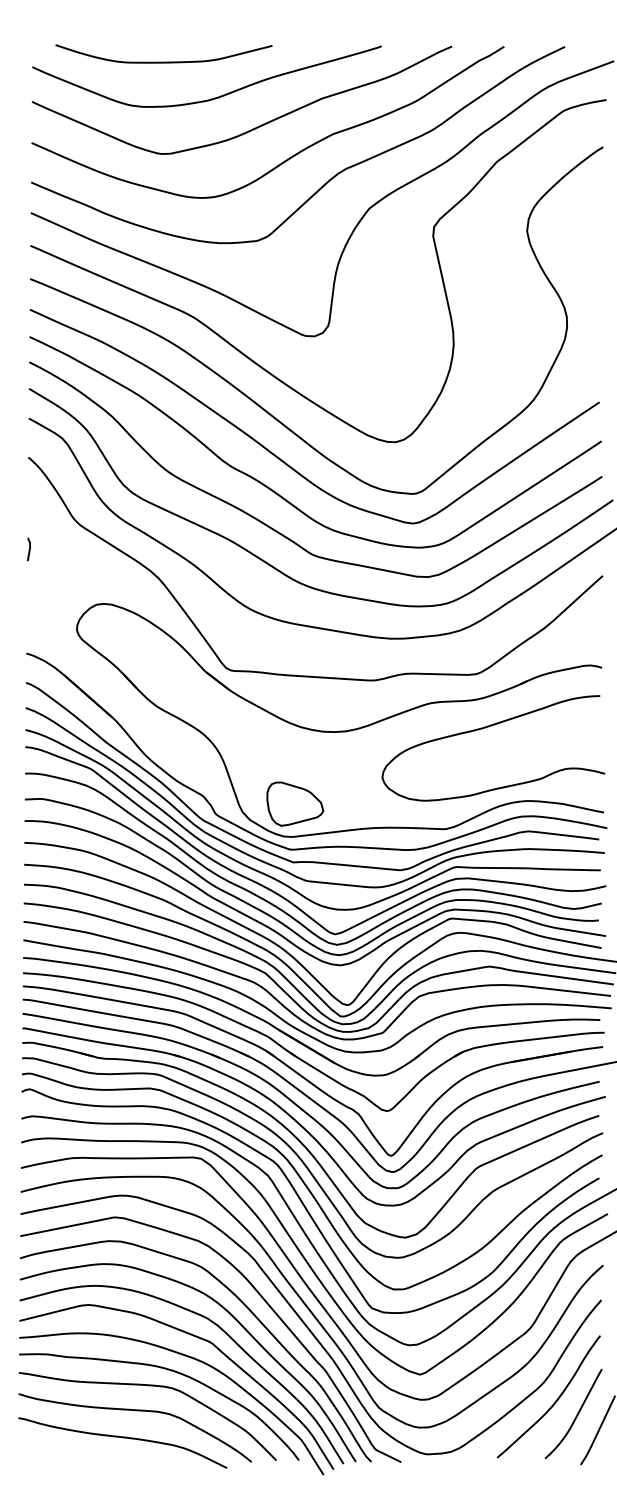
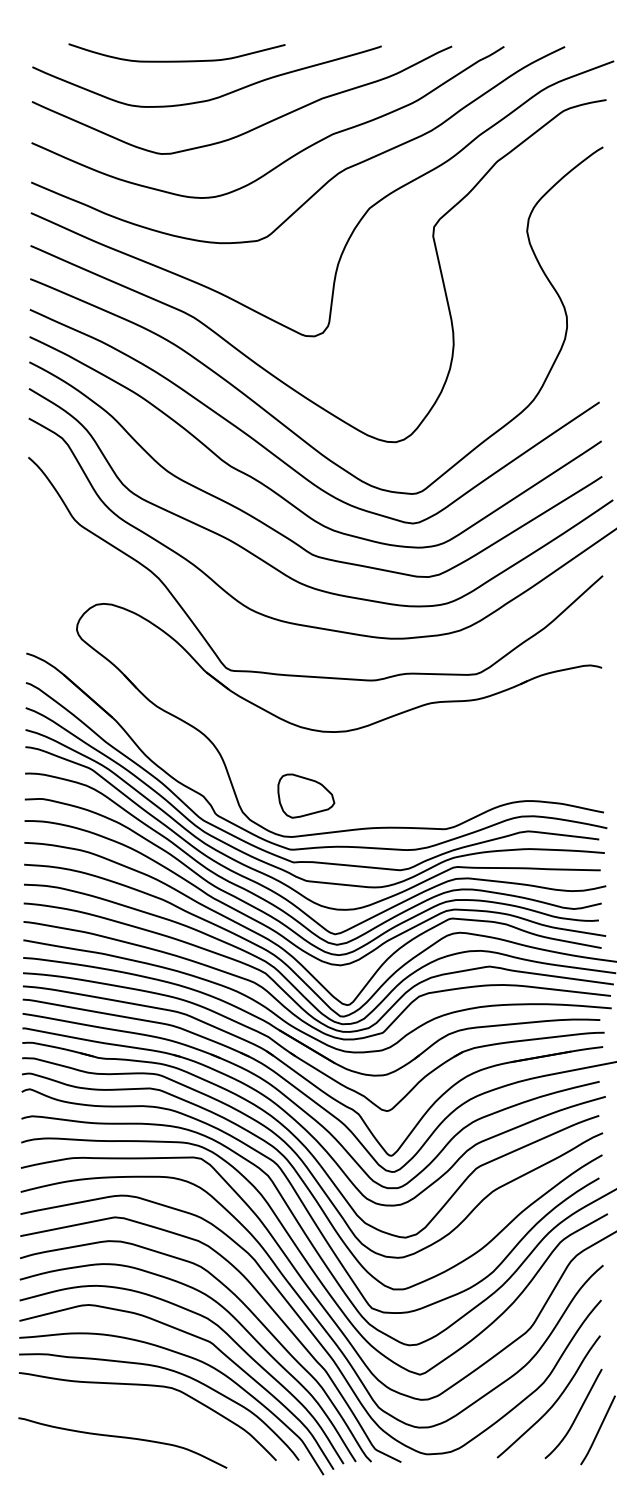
curve position: (163, 61) -> (176, 60) (176, 60)
curve: present -> none (28, 549)
curve: present -> none (485, 728)
part position: (295, 803) -> (306, 795) (306, 795)
curve: present -> none (135, 1411)
